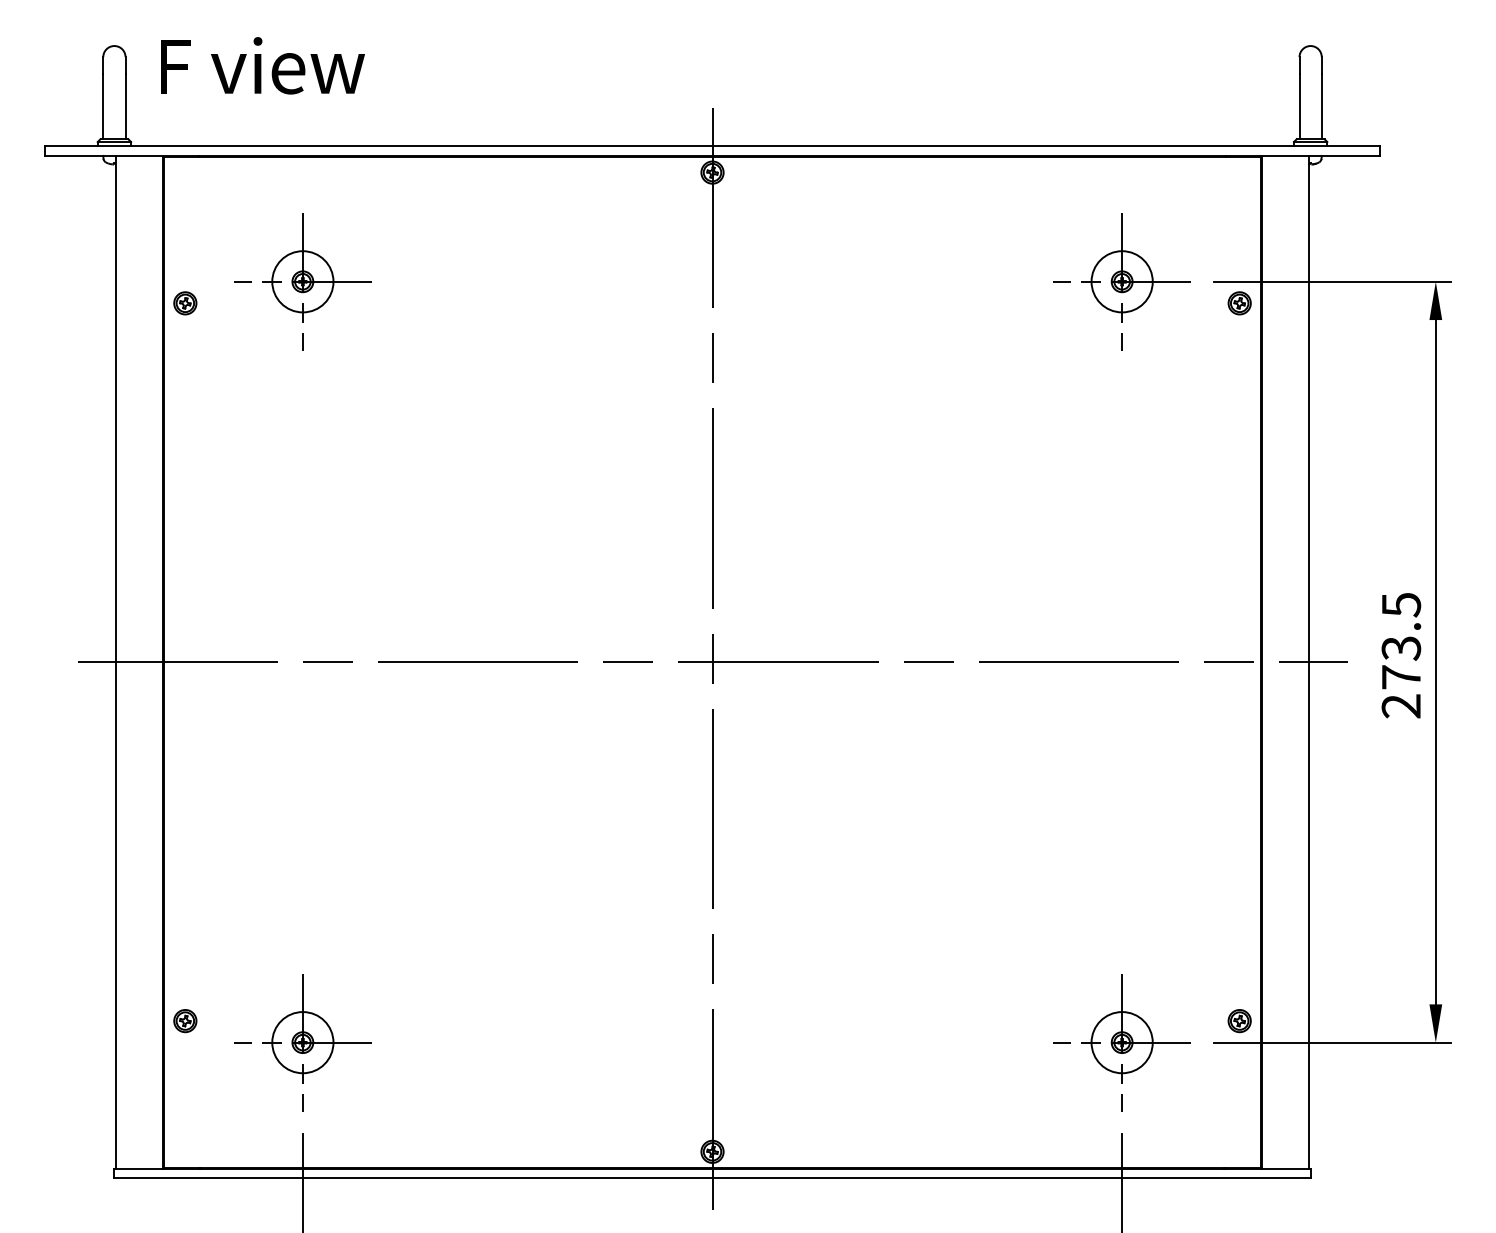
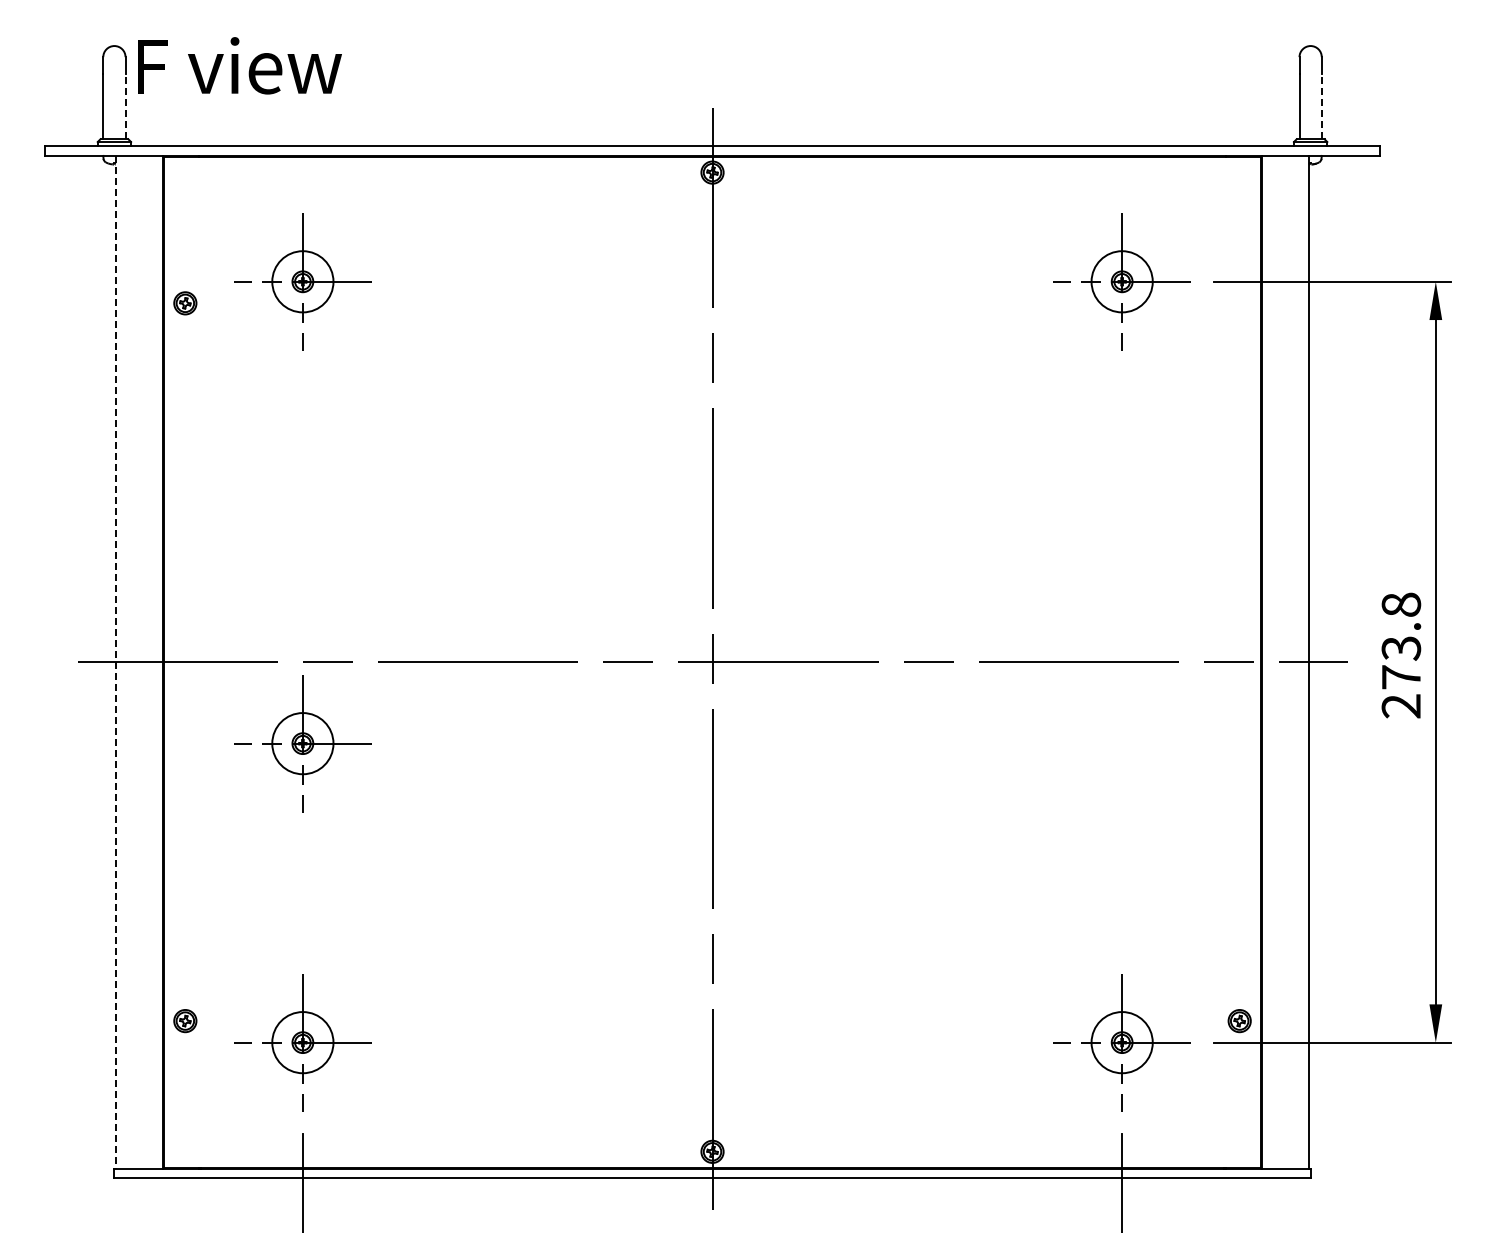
text position: (262, 65) -> (239, 65) (239, 65)
line: solid -> dashed (125, 106)
line: solid -> dashed (1321, 106)
part: present -> none (1239, 303)
text: 273.5 -> 273.8 (1401, 604)
line: solid -> dashed (115, 662)
part: none -> present (302, 743)
